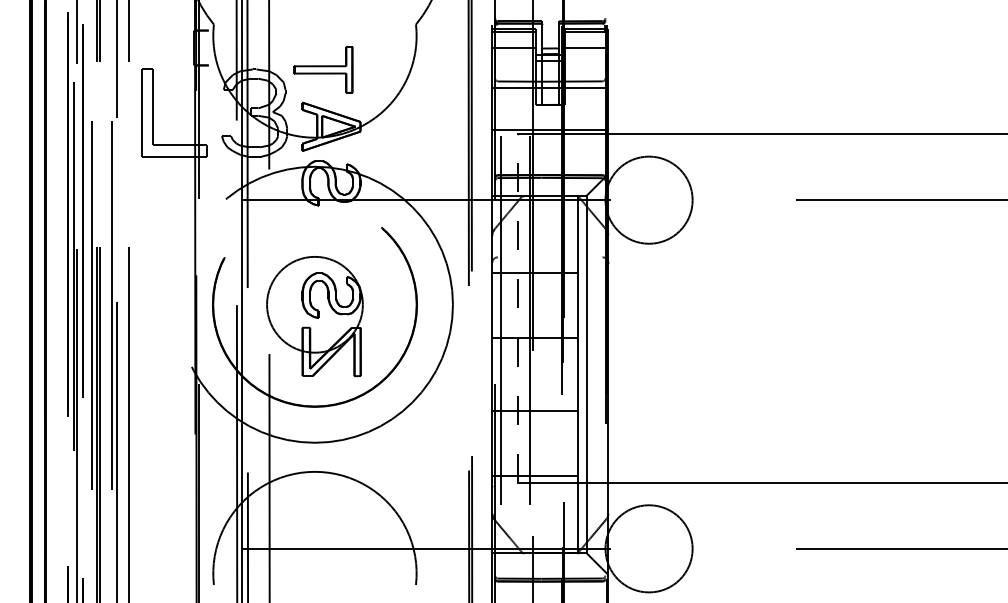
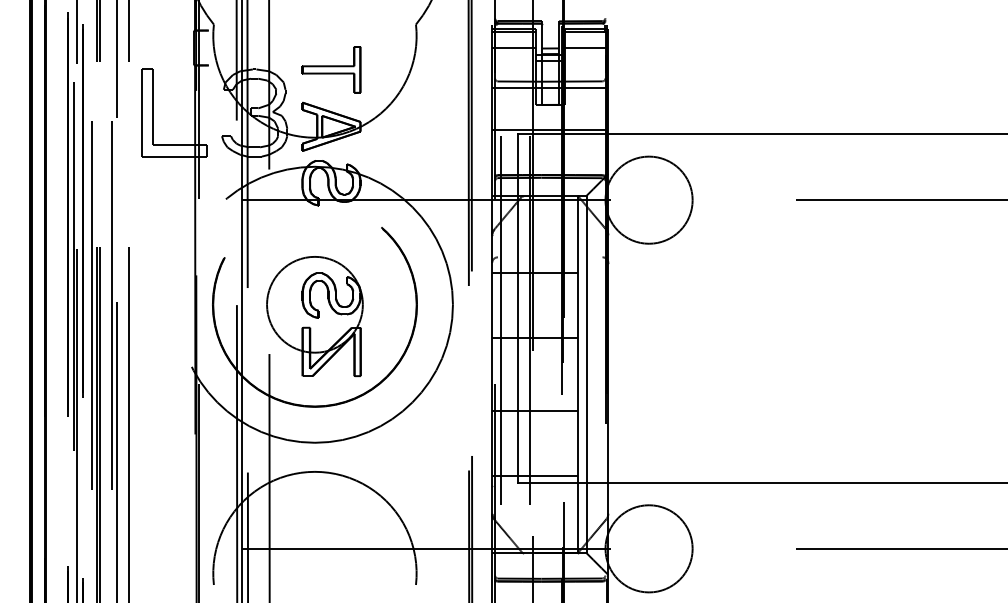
part position: (323, 69) -> (331, 69) (331, 69)
line: dashed -> solid (518, 307)
